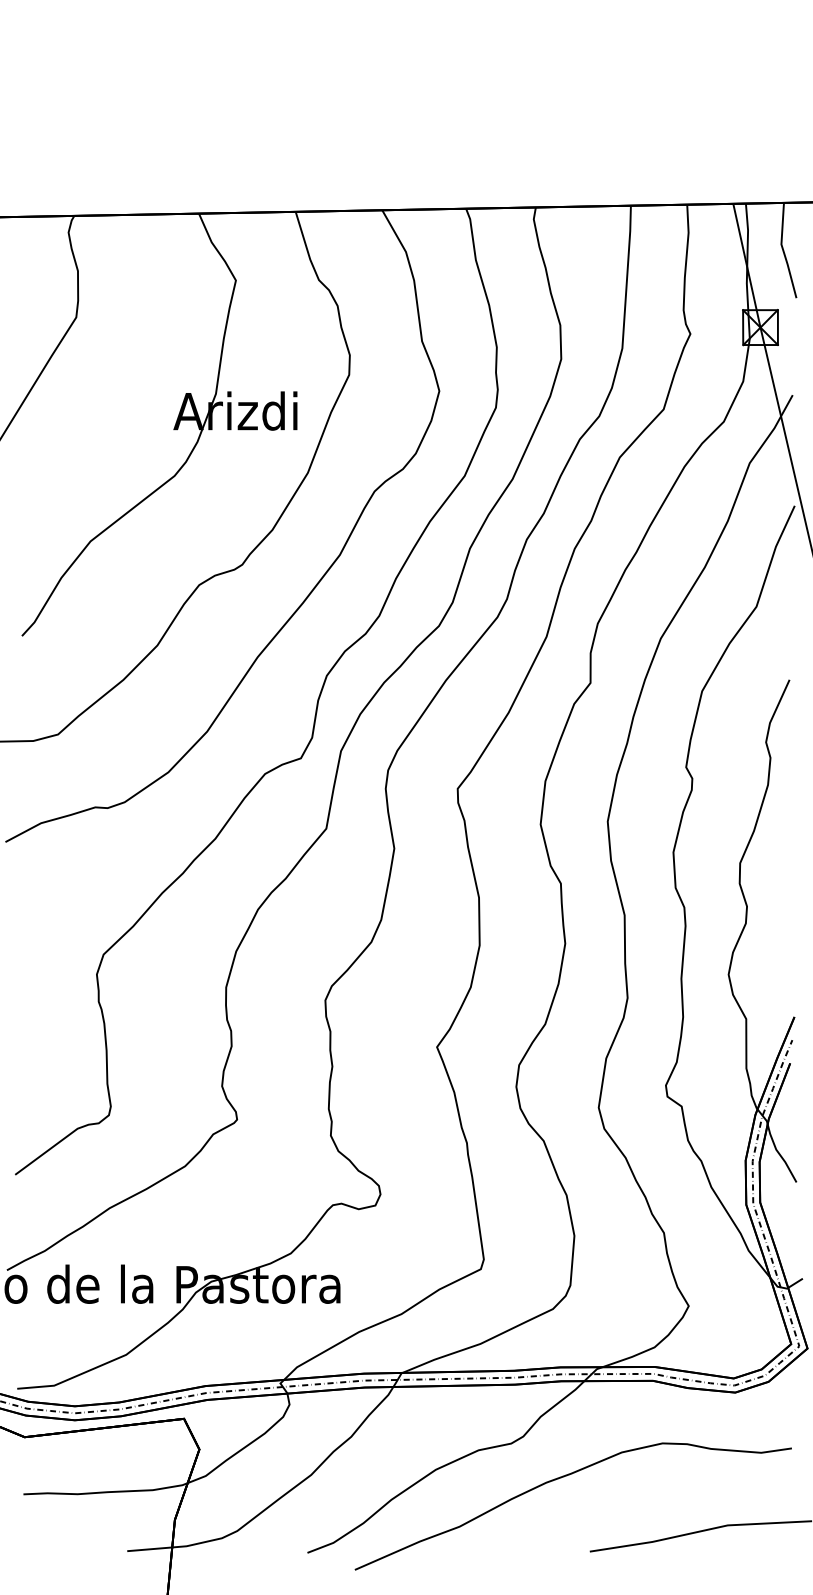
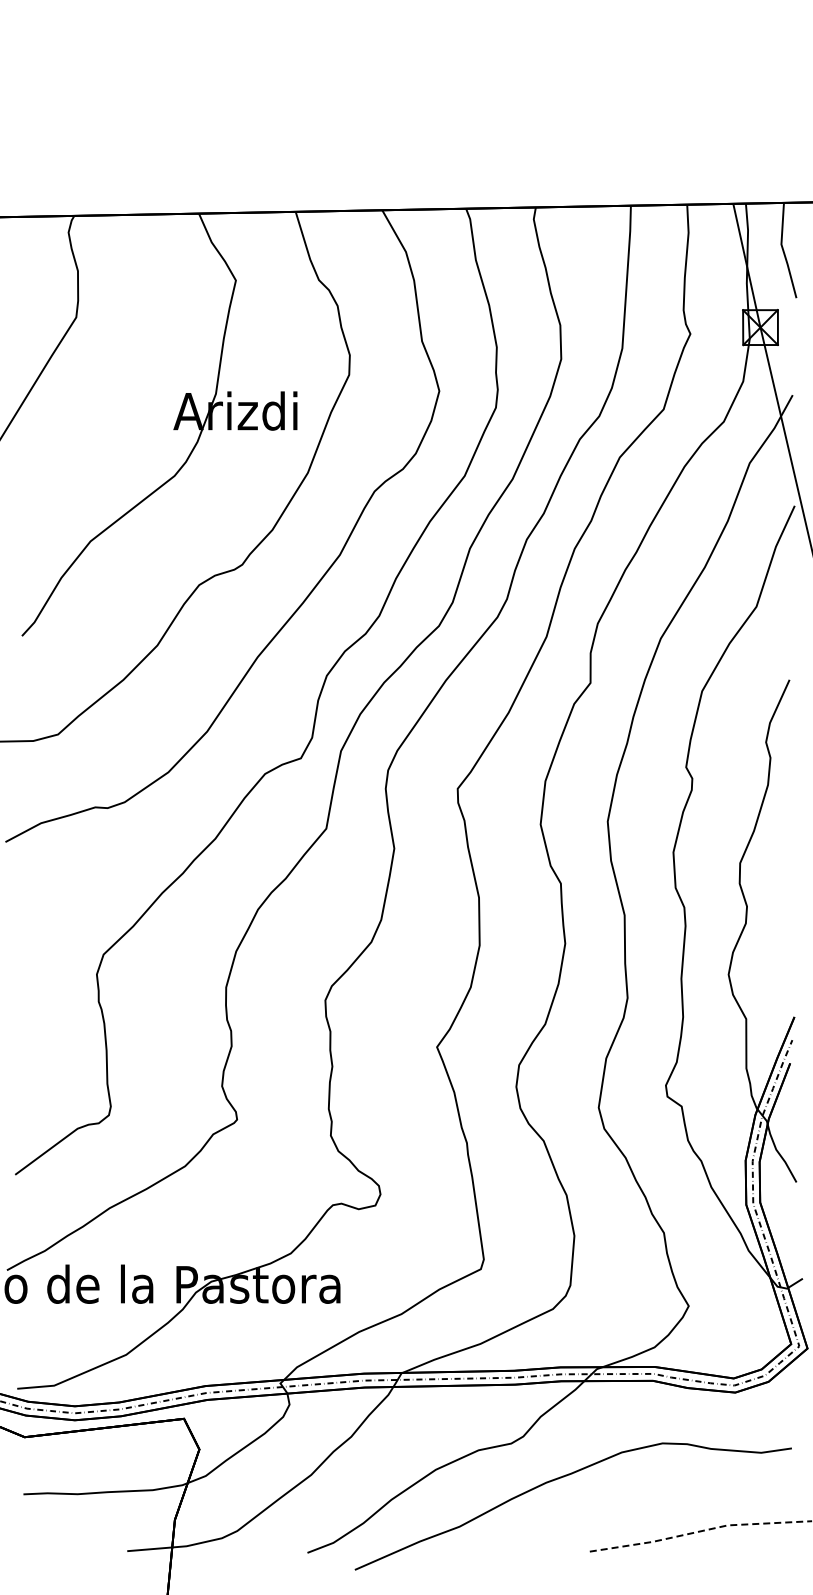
line: solid -> dashed (700, 1531)
